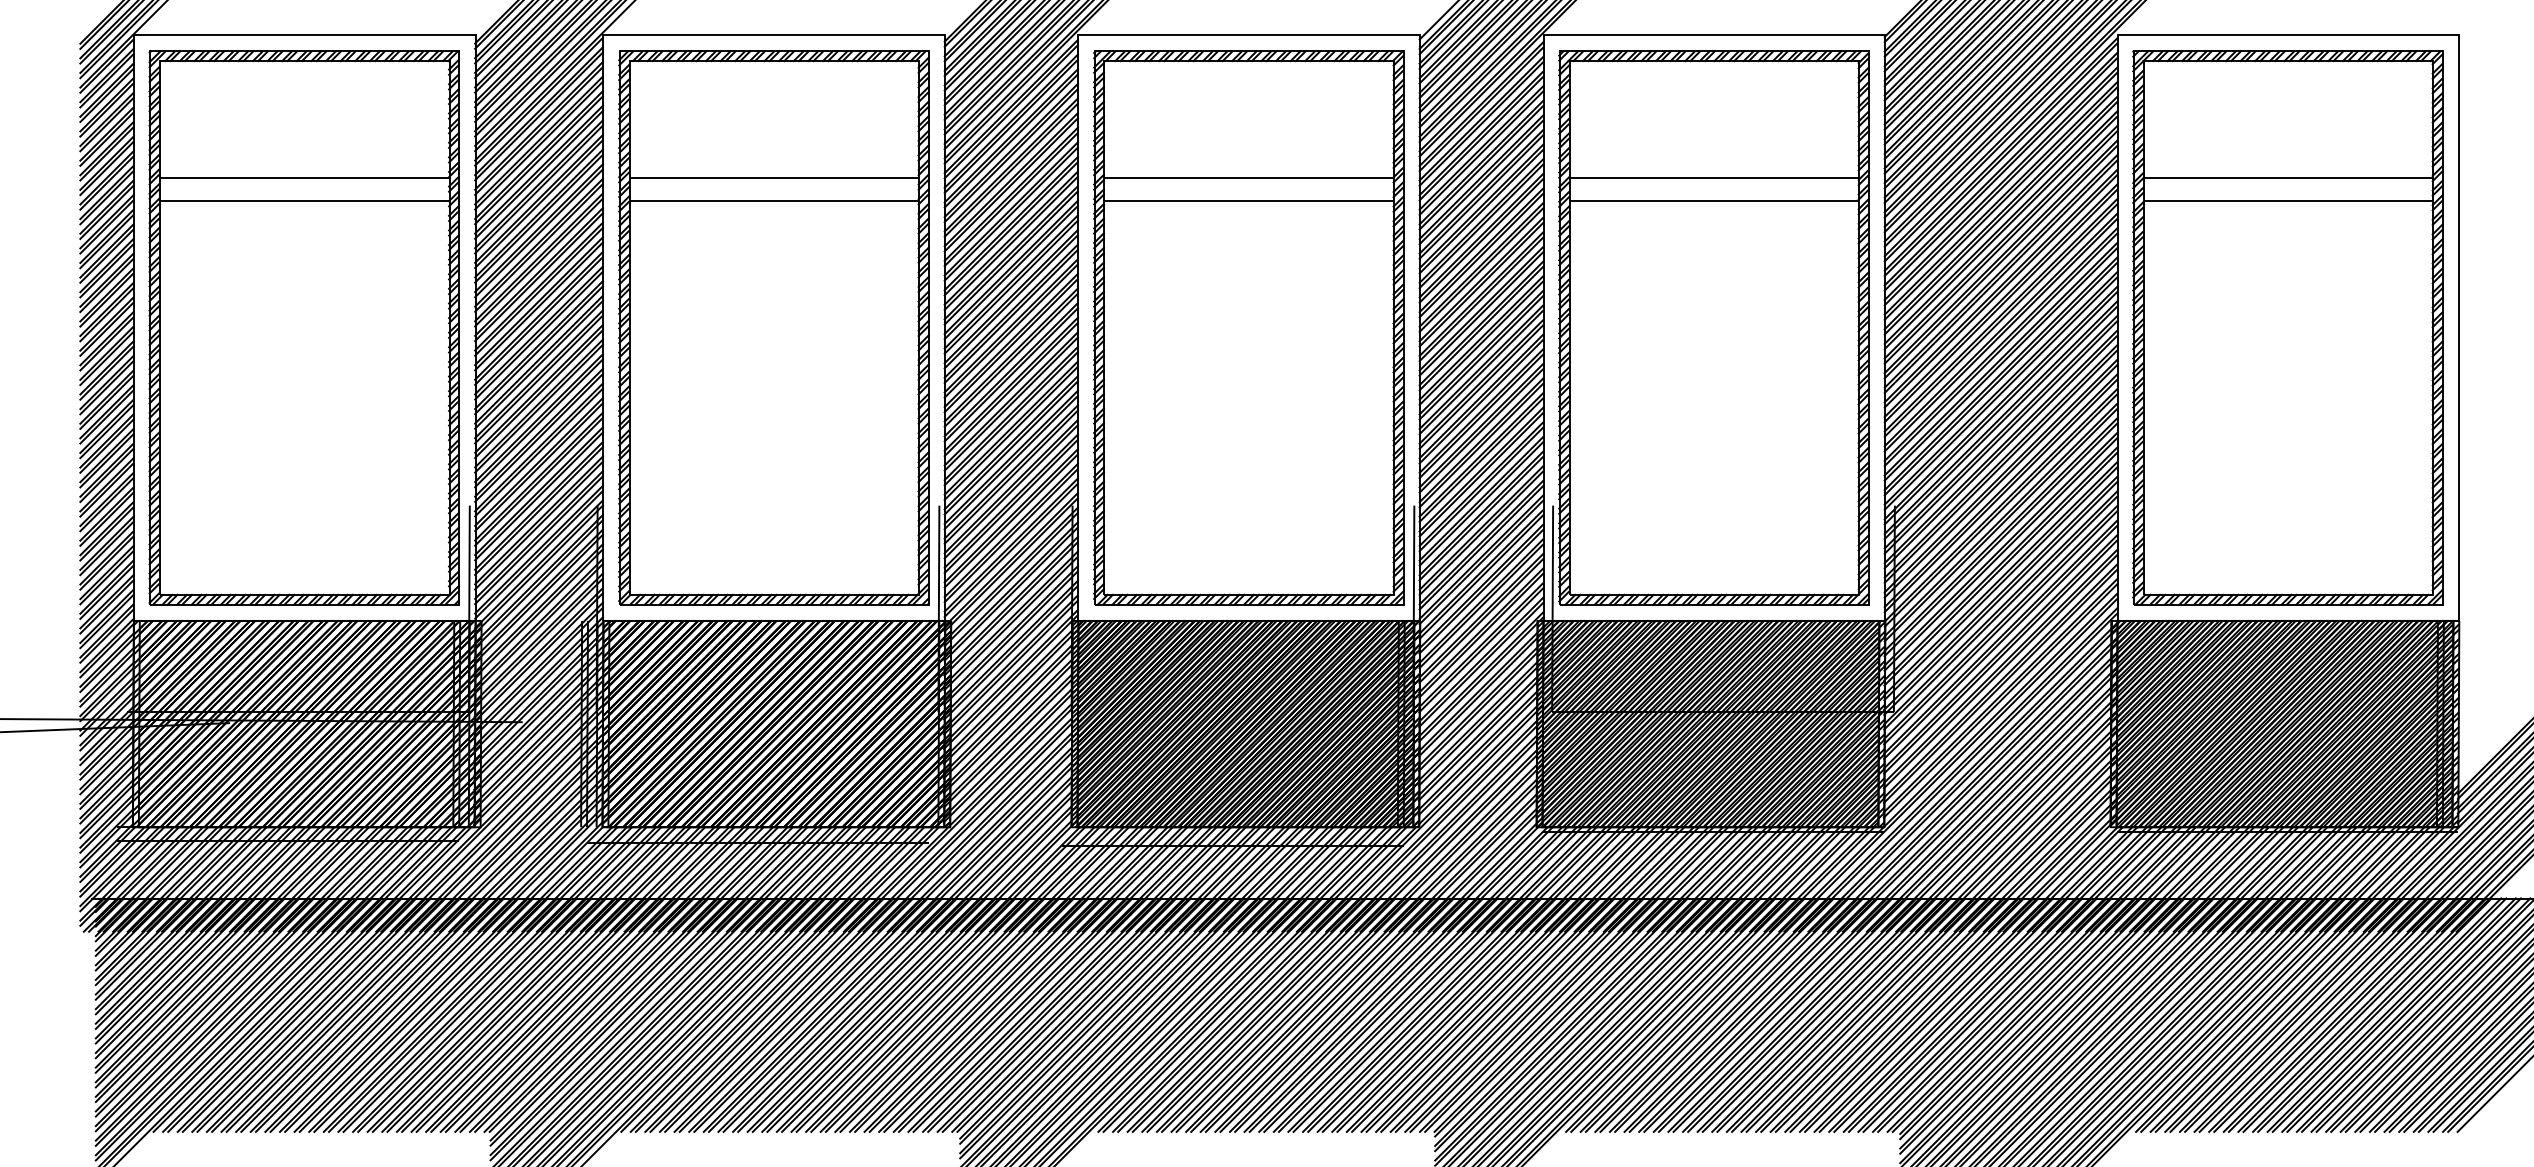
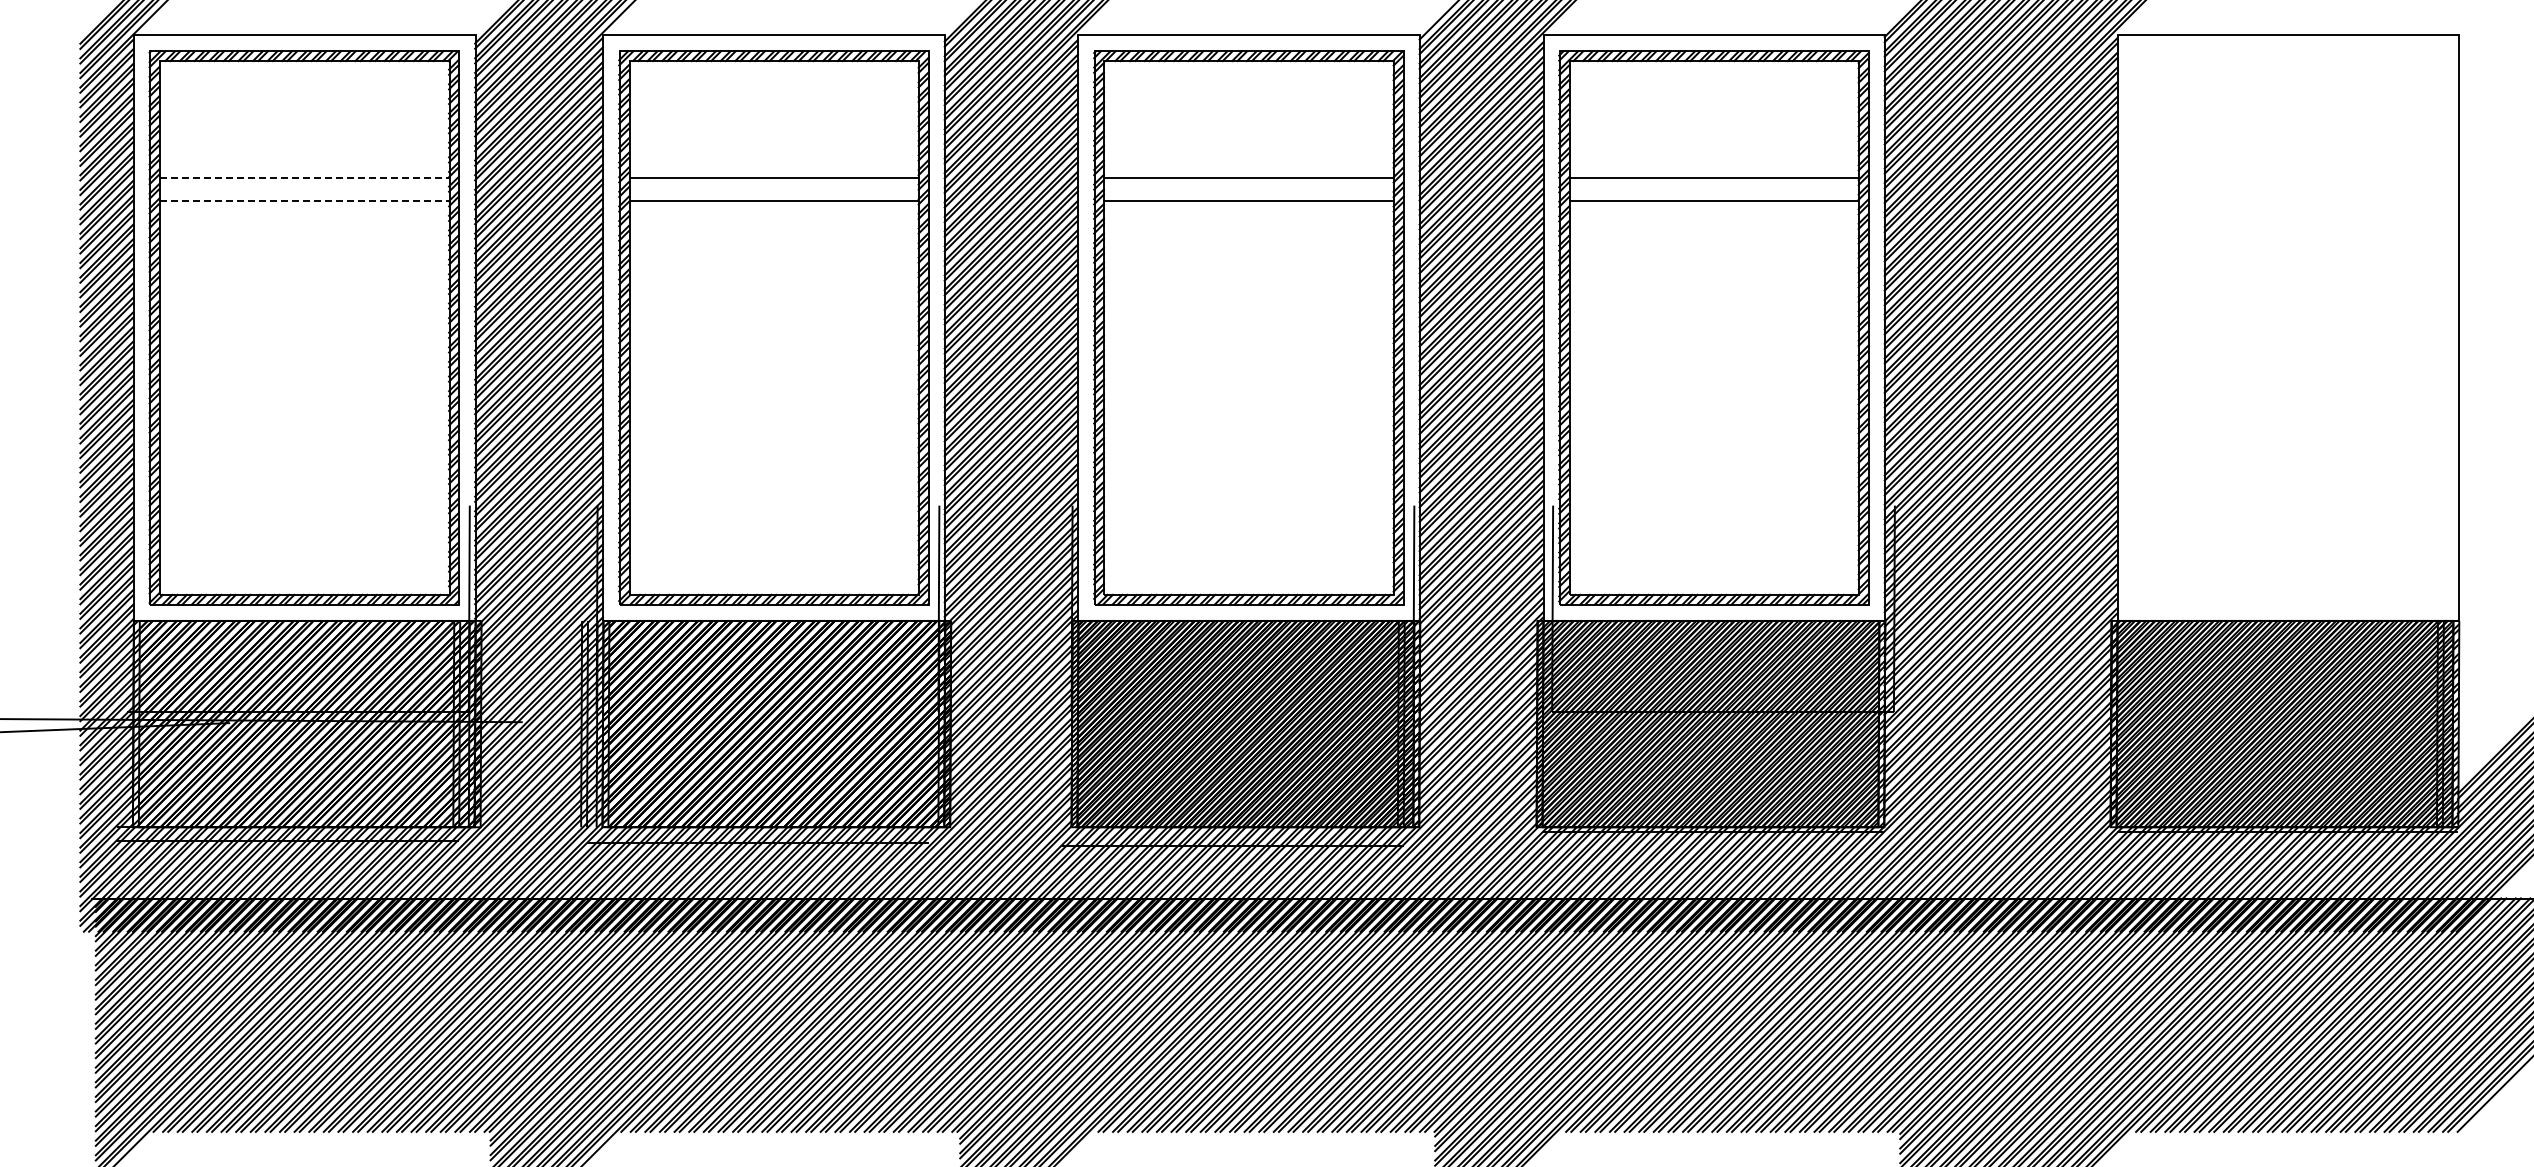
line: solid -> dashed (304, 178)
line: solid -> dashed (304, 201)
part: present -> none (2287, 327)
